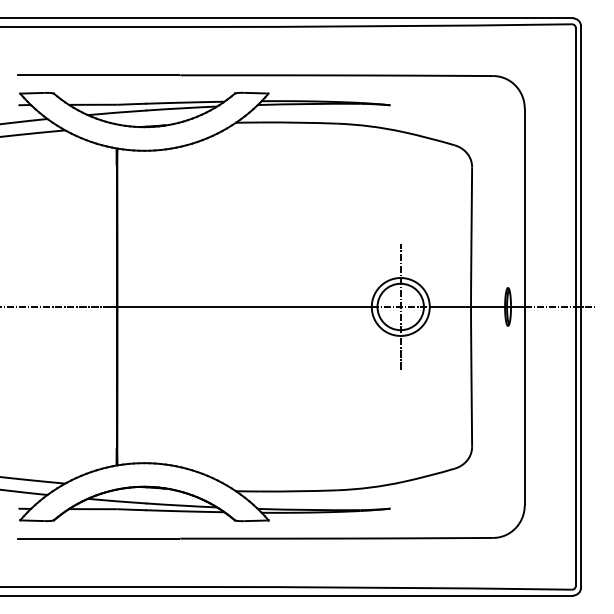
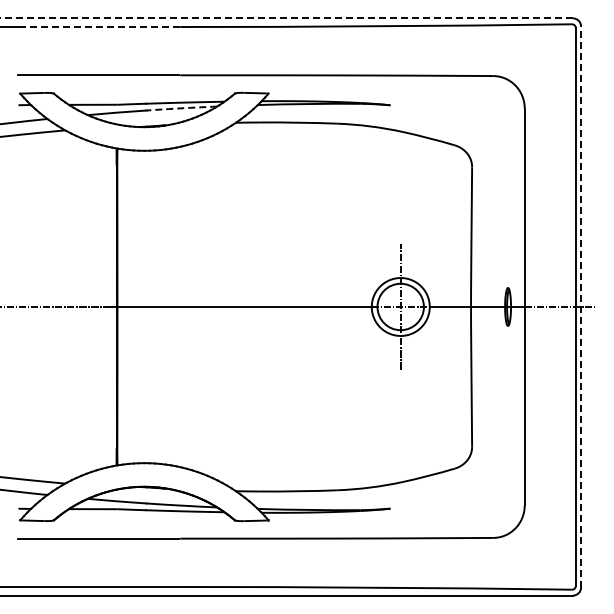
line: solid -> dashed (286, 18)
line: solid -> dashed (99, 26)
arc: solid -> dashed (181, 108)
line: solid -> dashed (581, 306)
